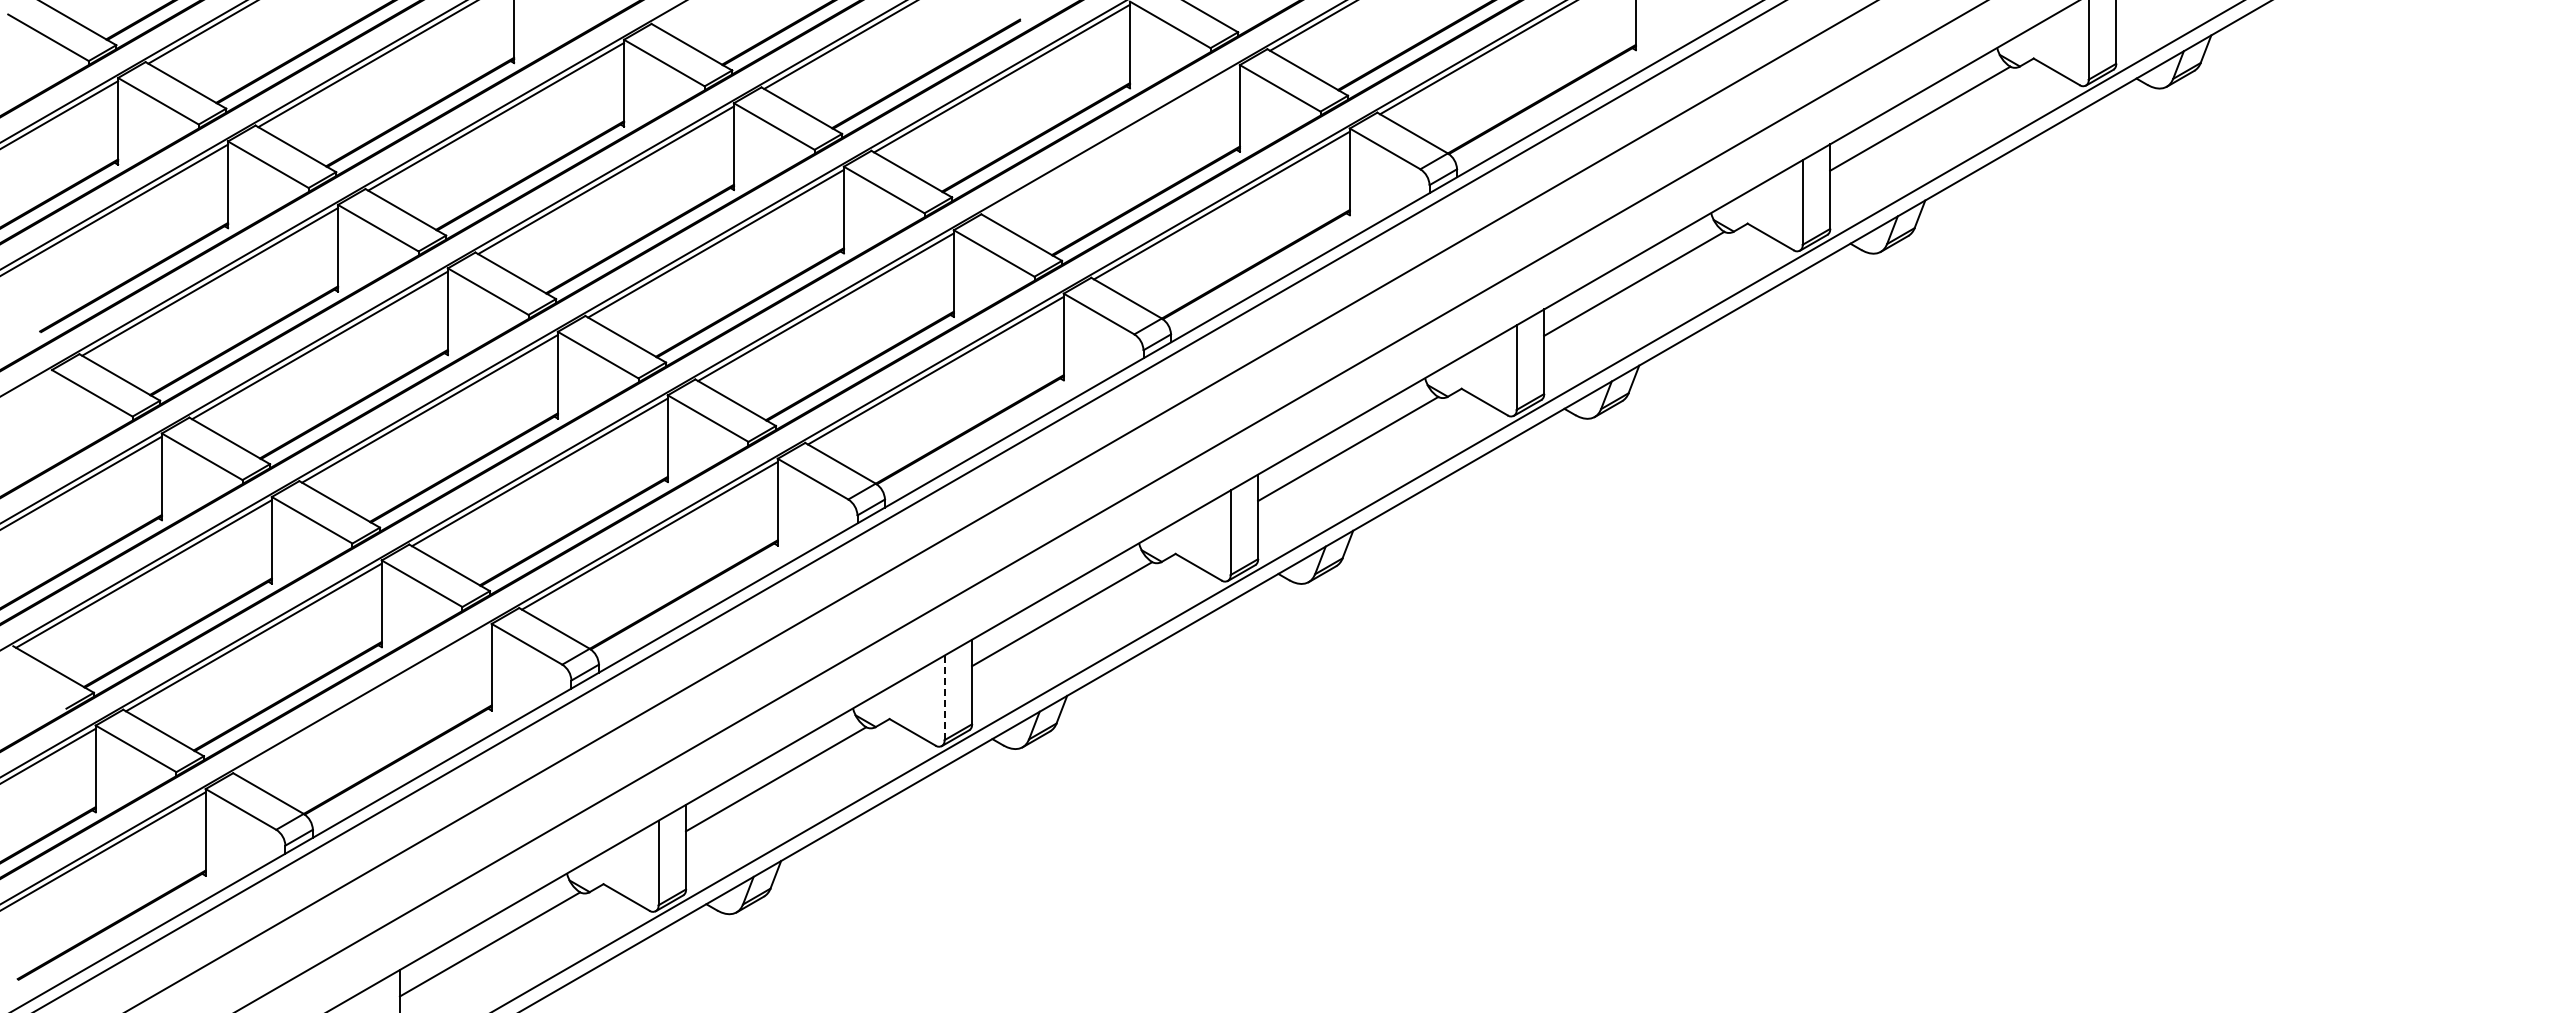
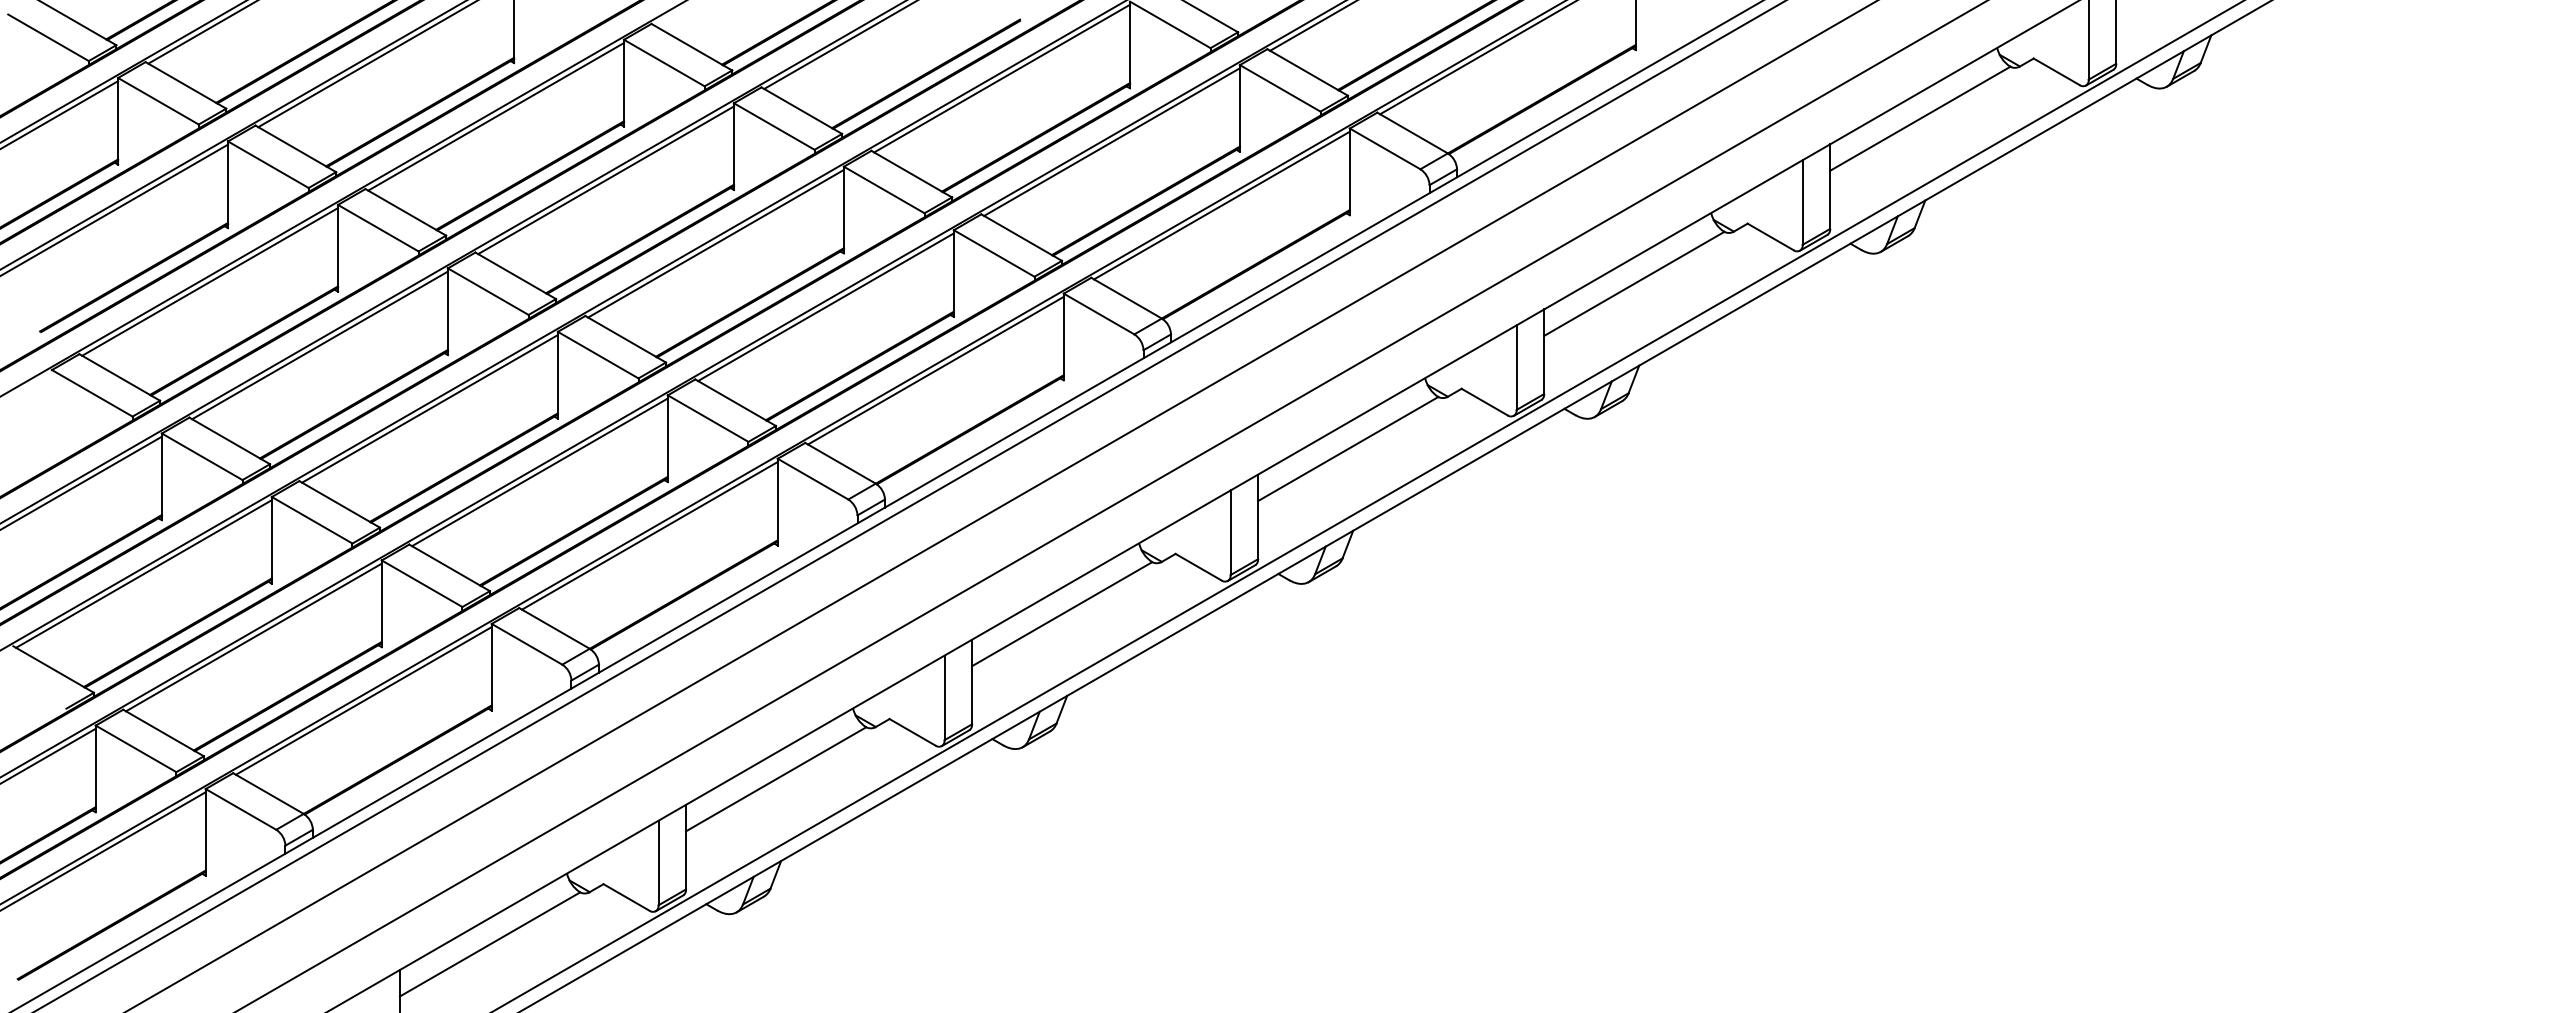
line: none -> present (1111, 141)
line: dashed -> solid (944, 698)
line: none -> present (363, 700)
